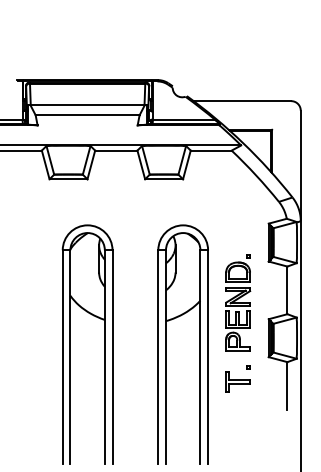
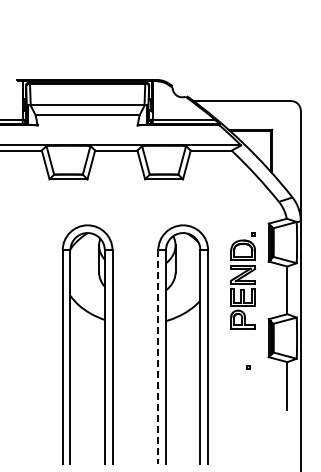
part position: (238, 302) -> (243, 280) (243, 280)
line: solid -> dashed (158, 357)
part: present -> none (237, 381)
